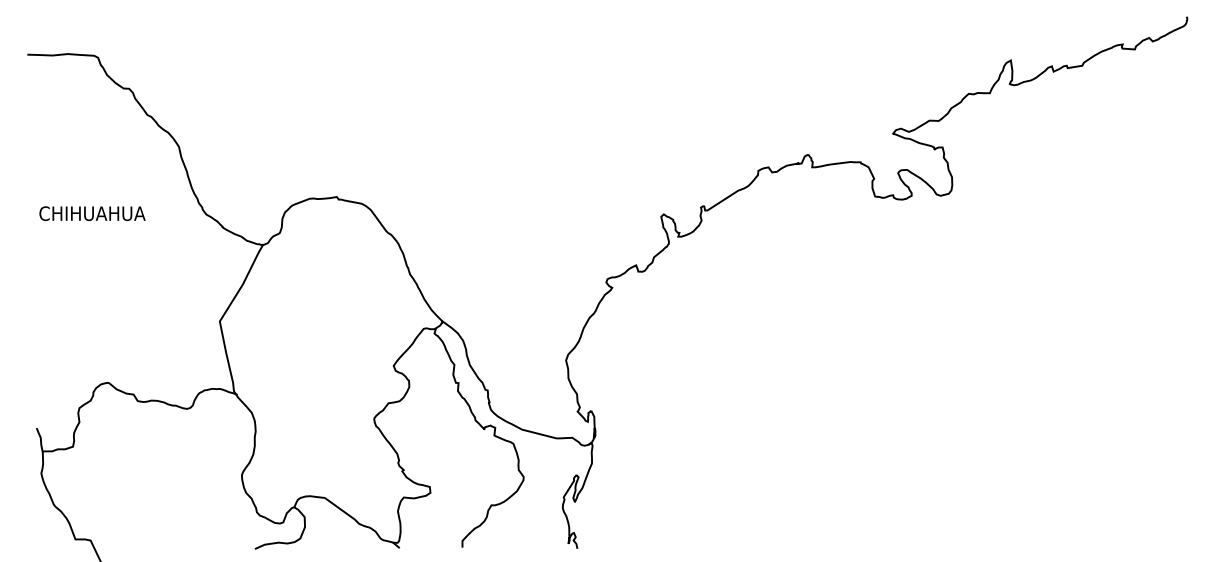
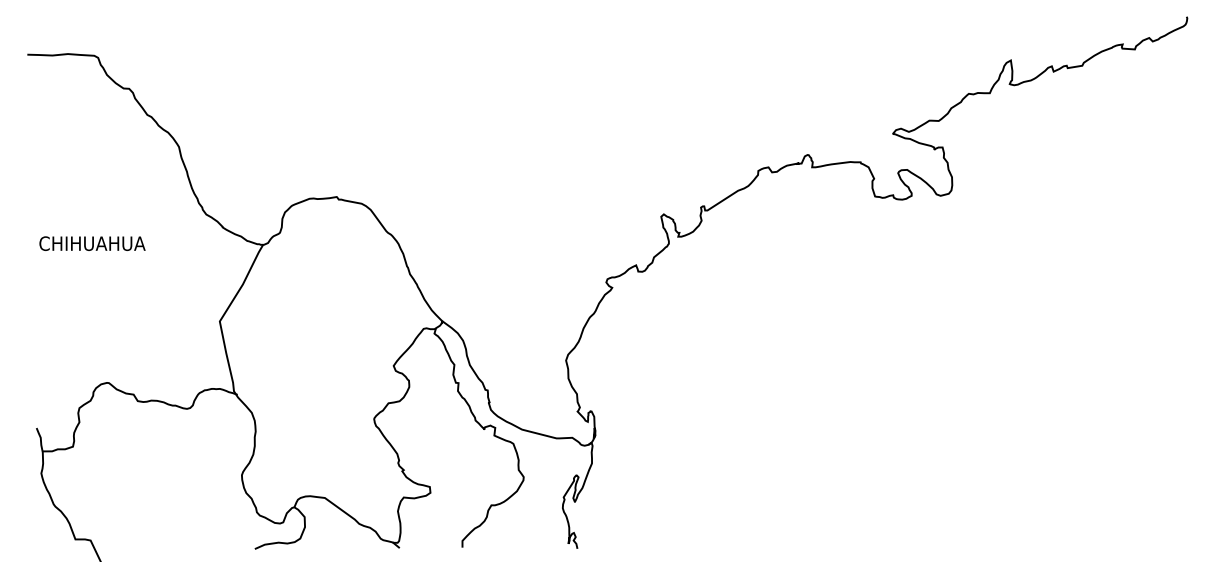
text position: (92, 213) -> (92, 243) (92, 243)
